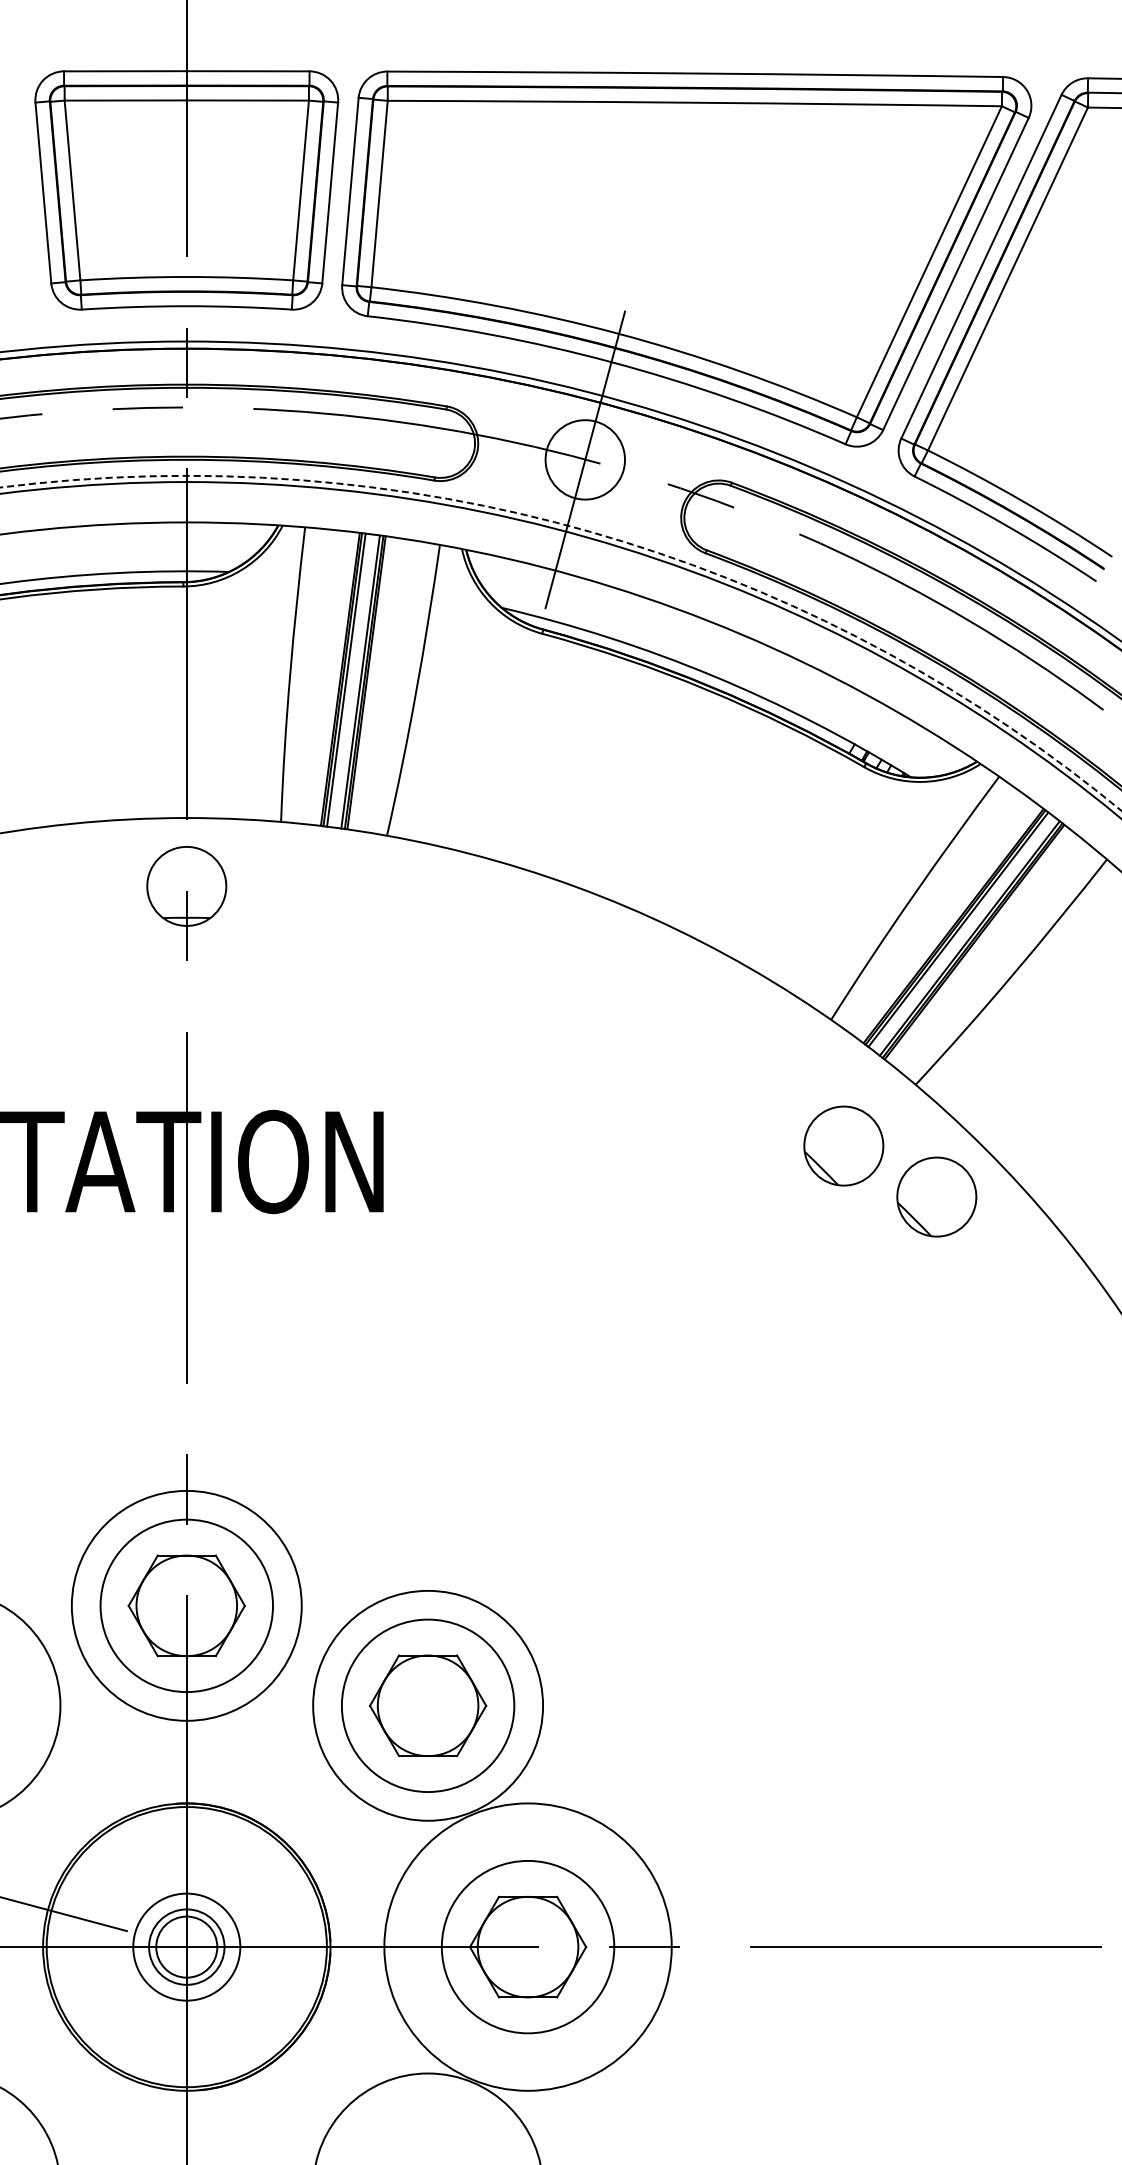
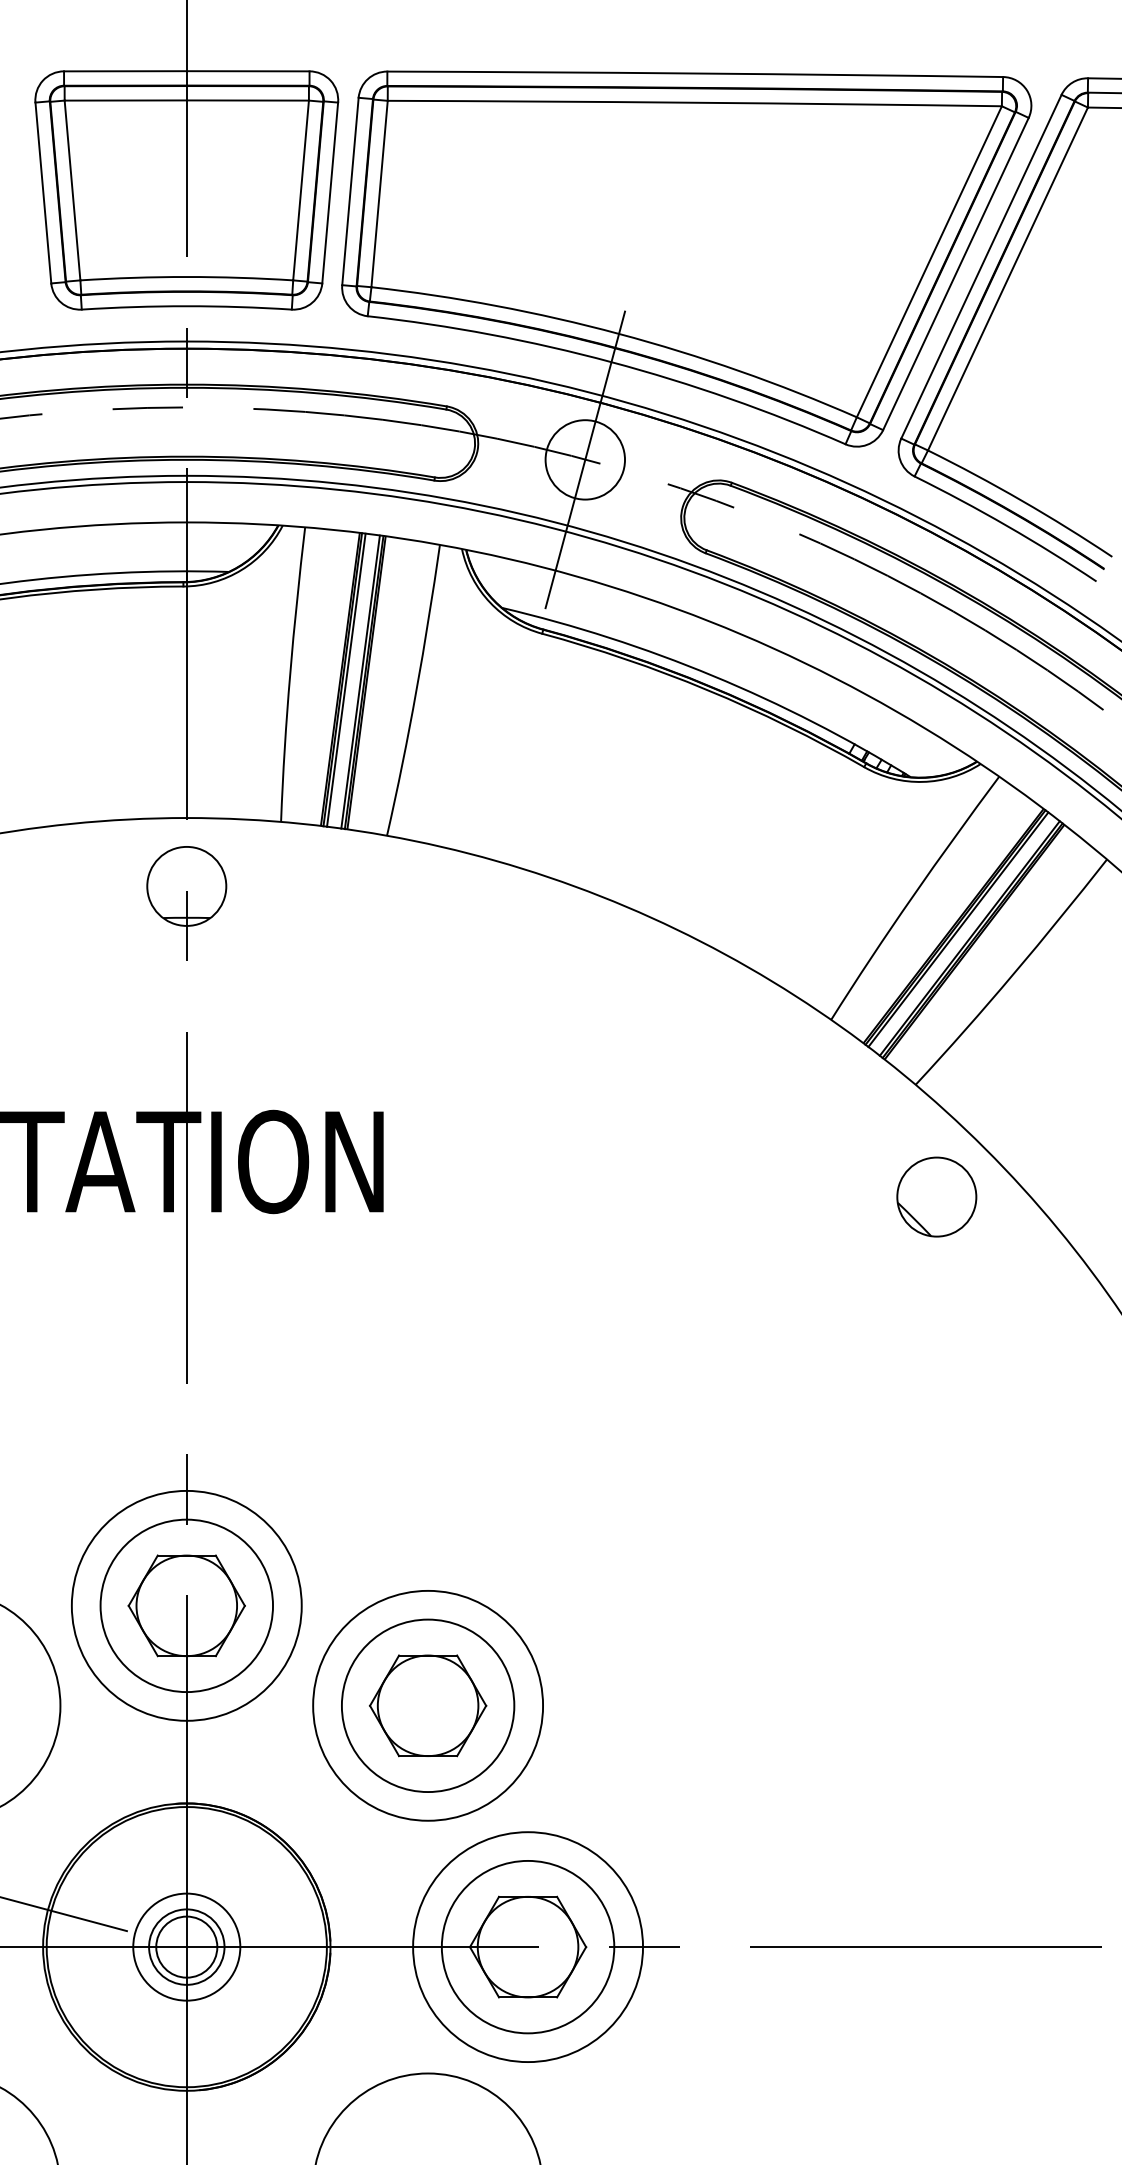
circle: dashed -> solid (560, 643)
part: present -> none (843, 1145)
circle diameter: 287 px -> 230 px (528, 1947)
